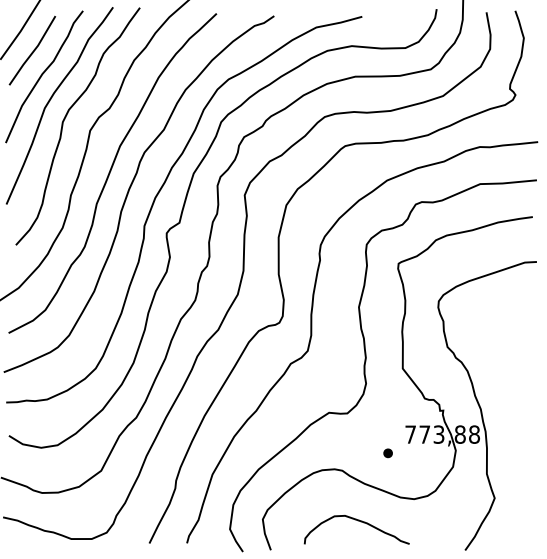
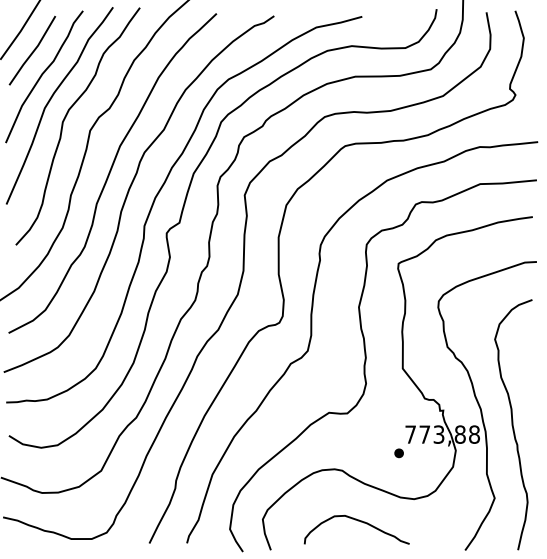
curve: none -> present (513, 424)
part position: (387, 453) -> (398, 453) (398, 453)
